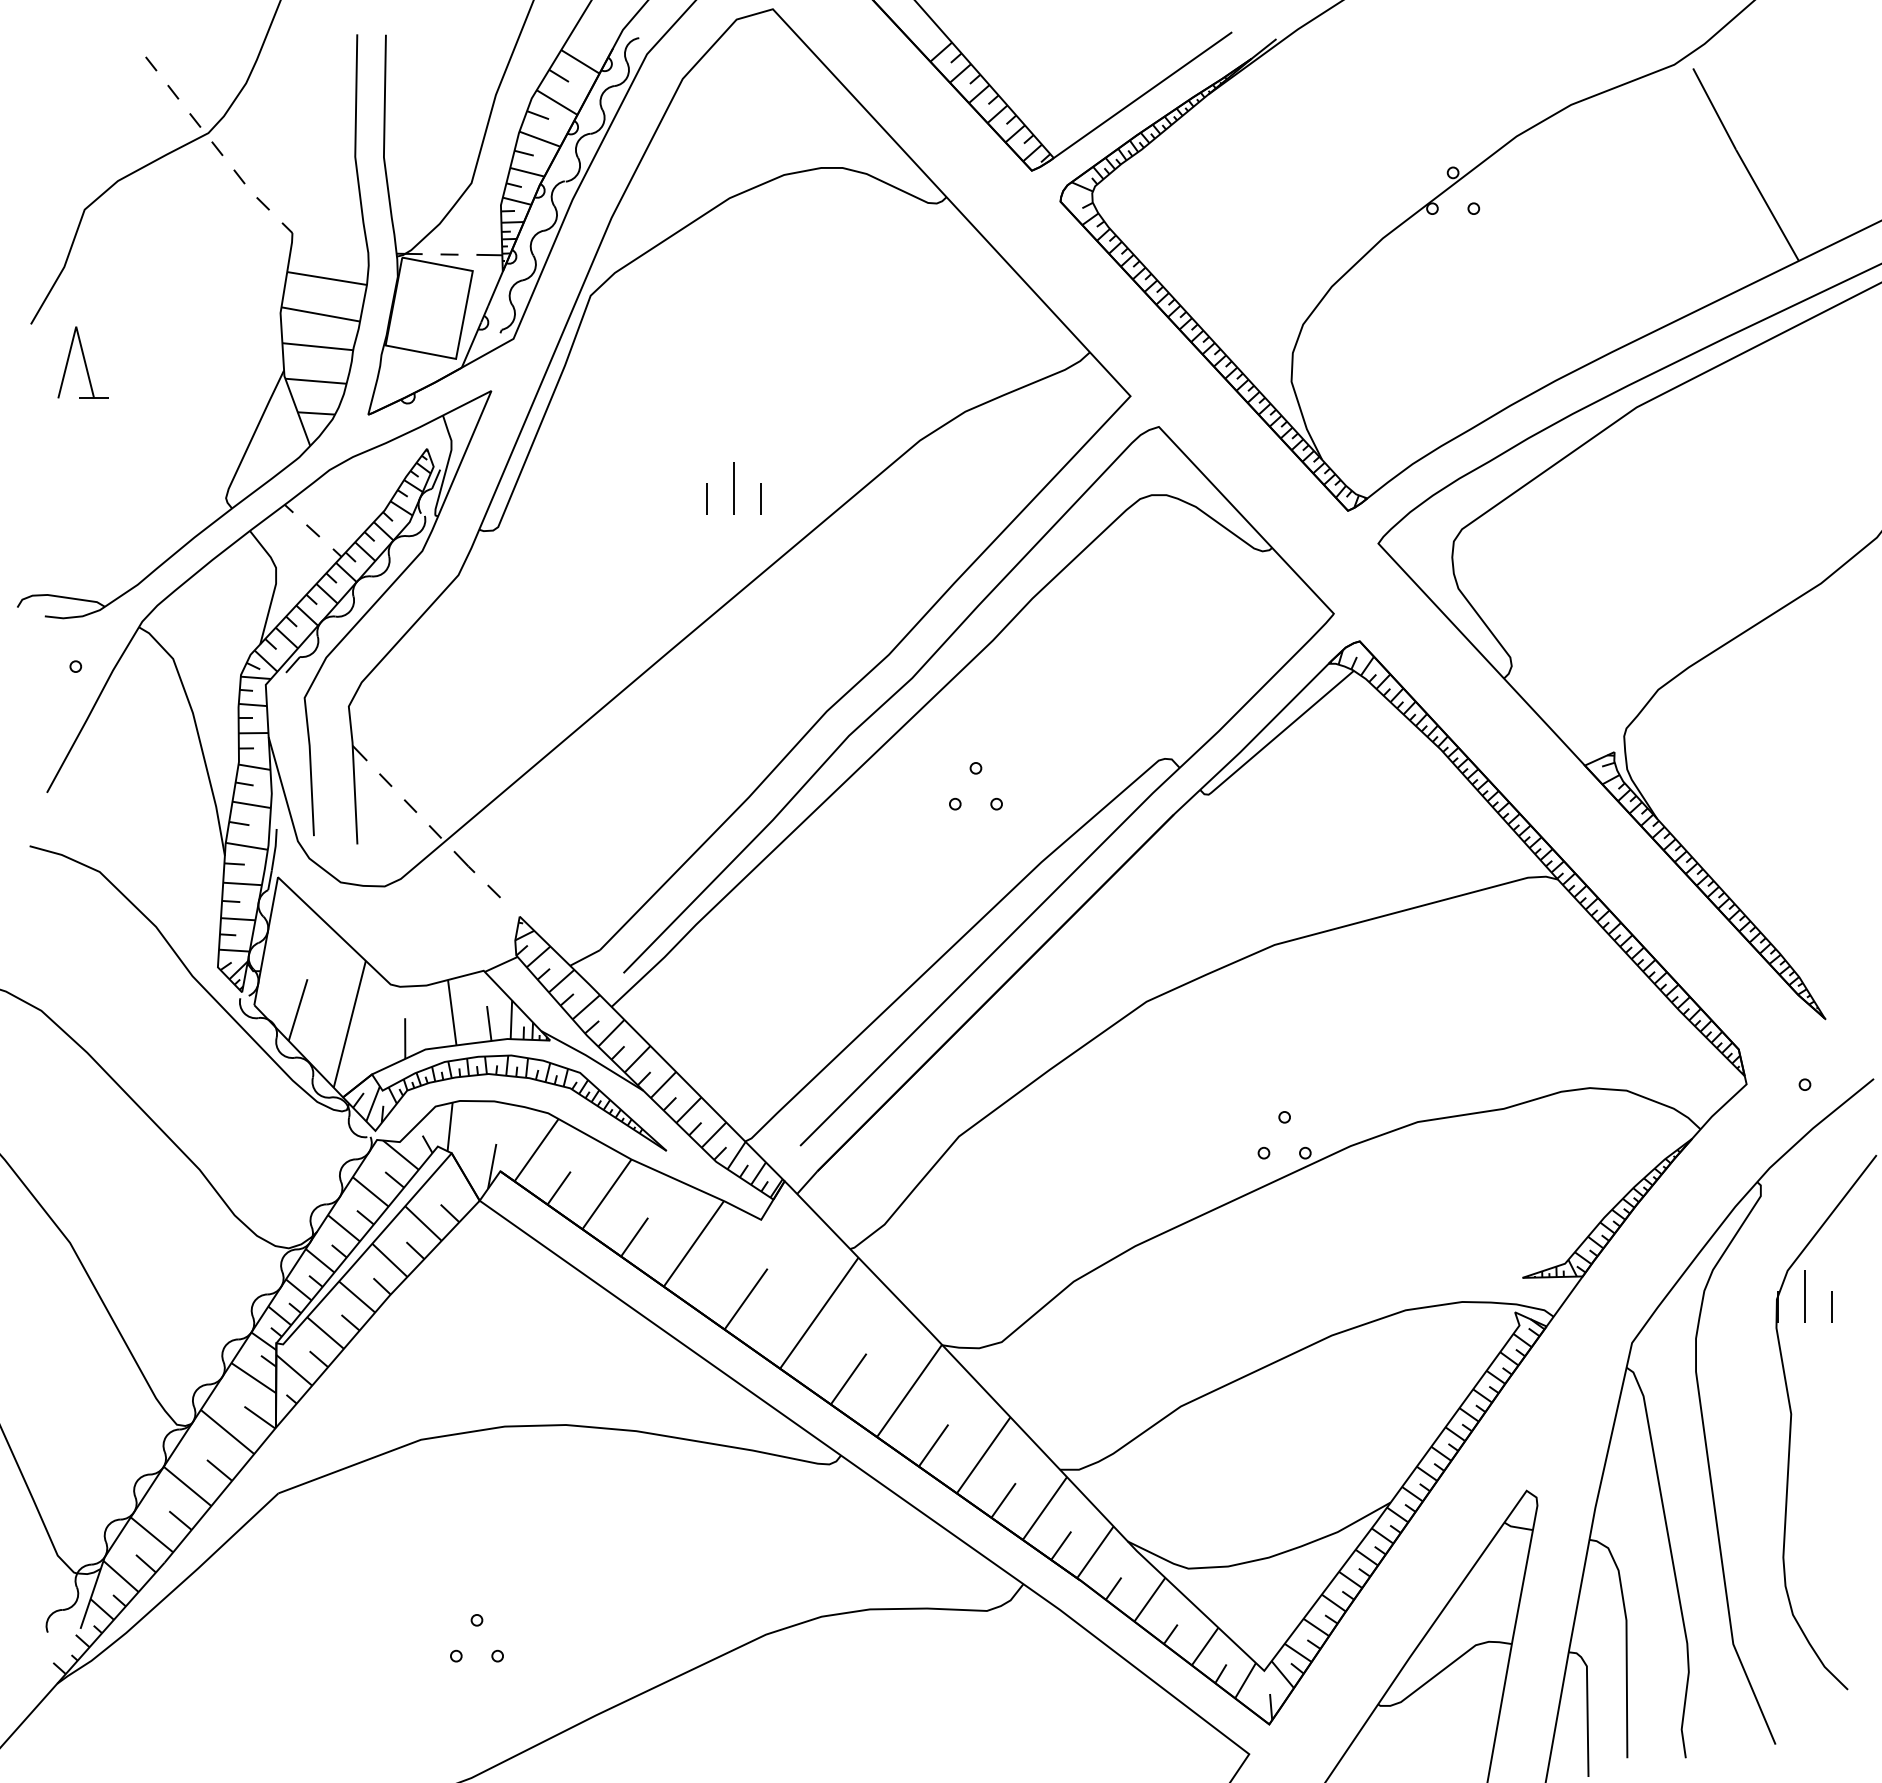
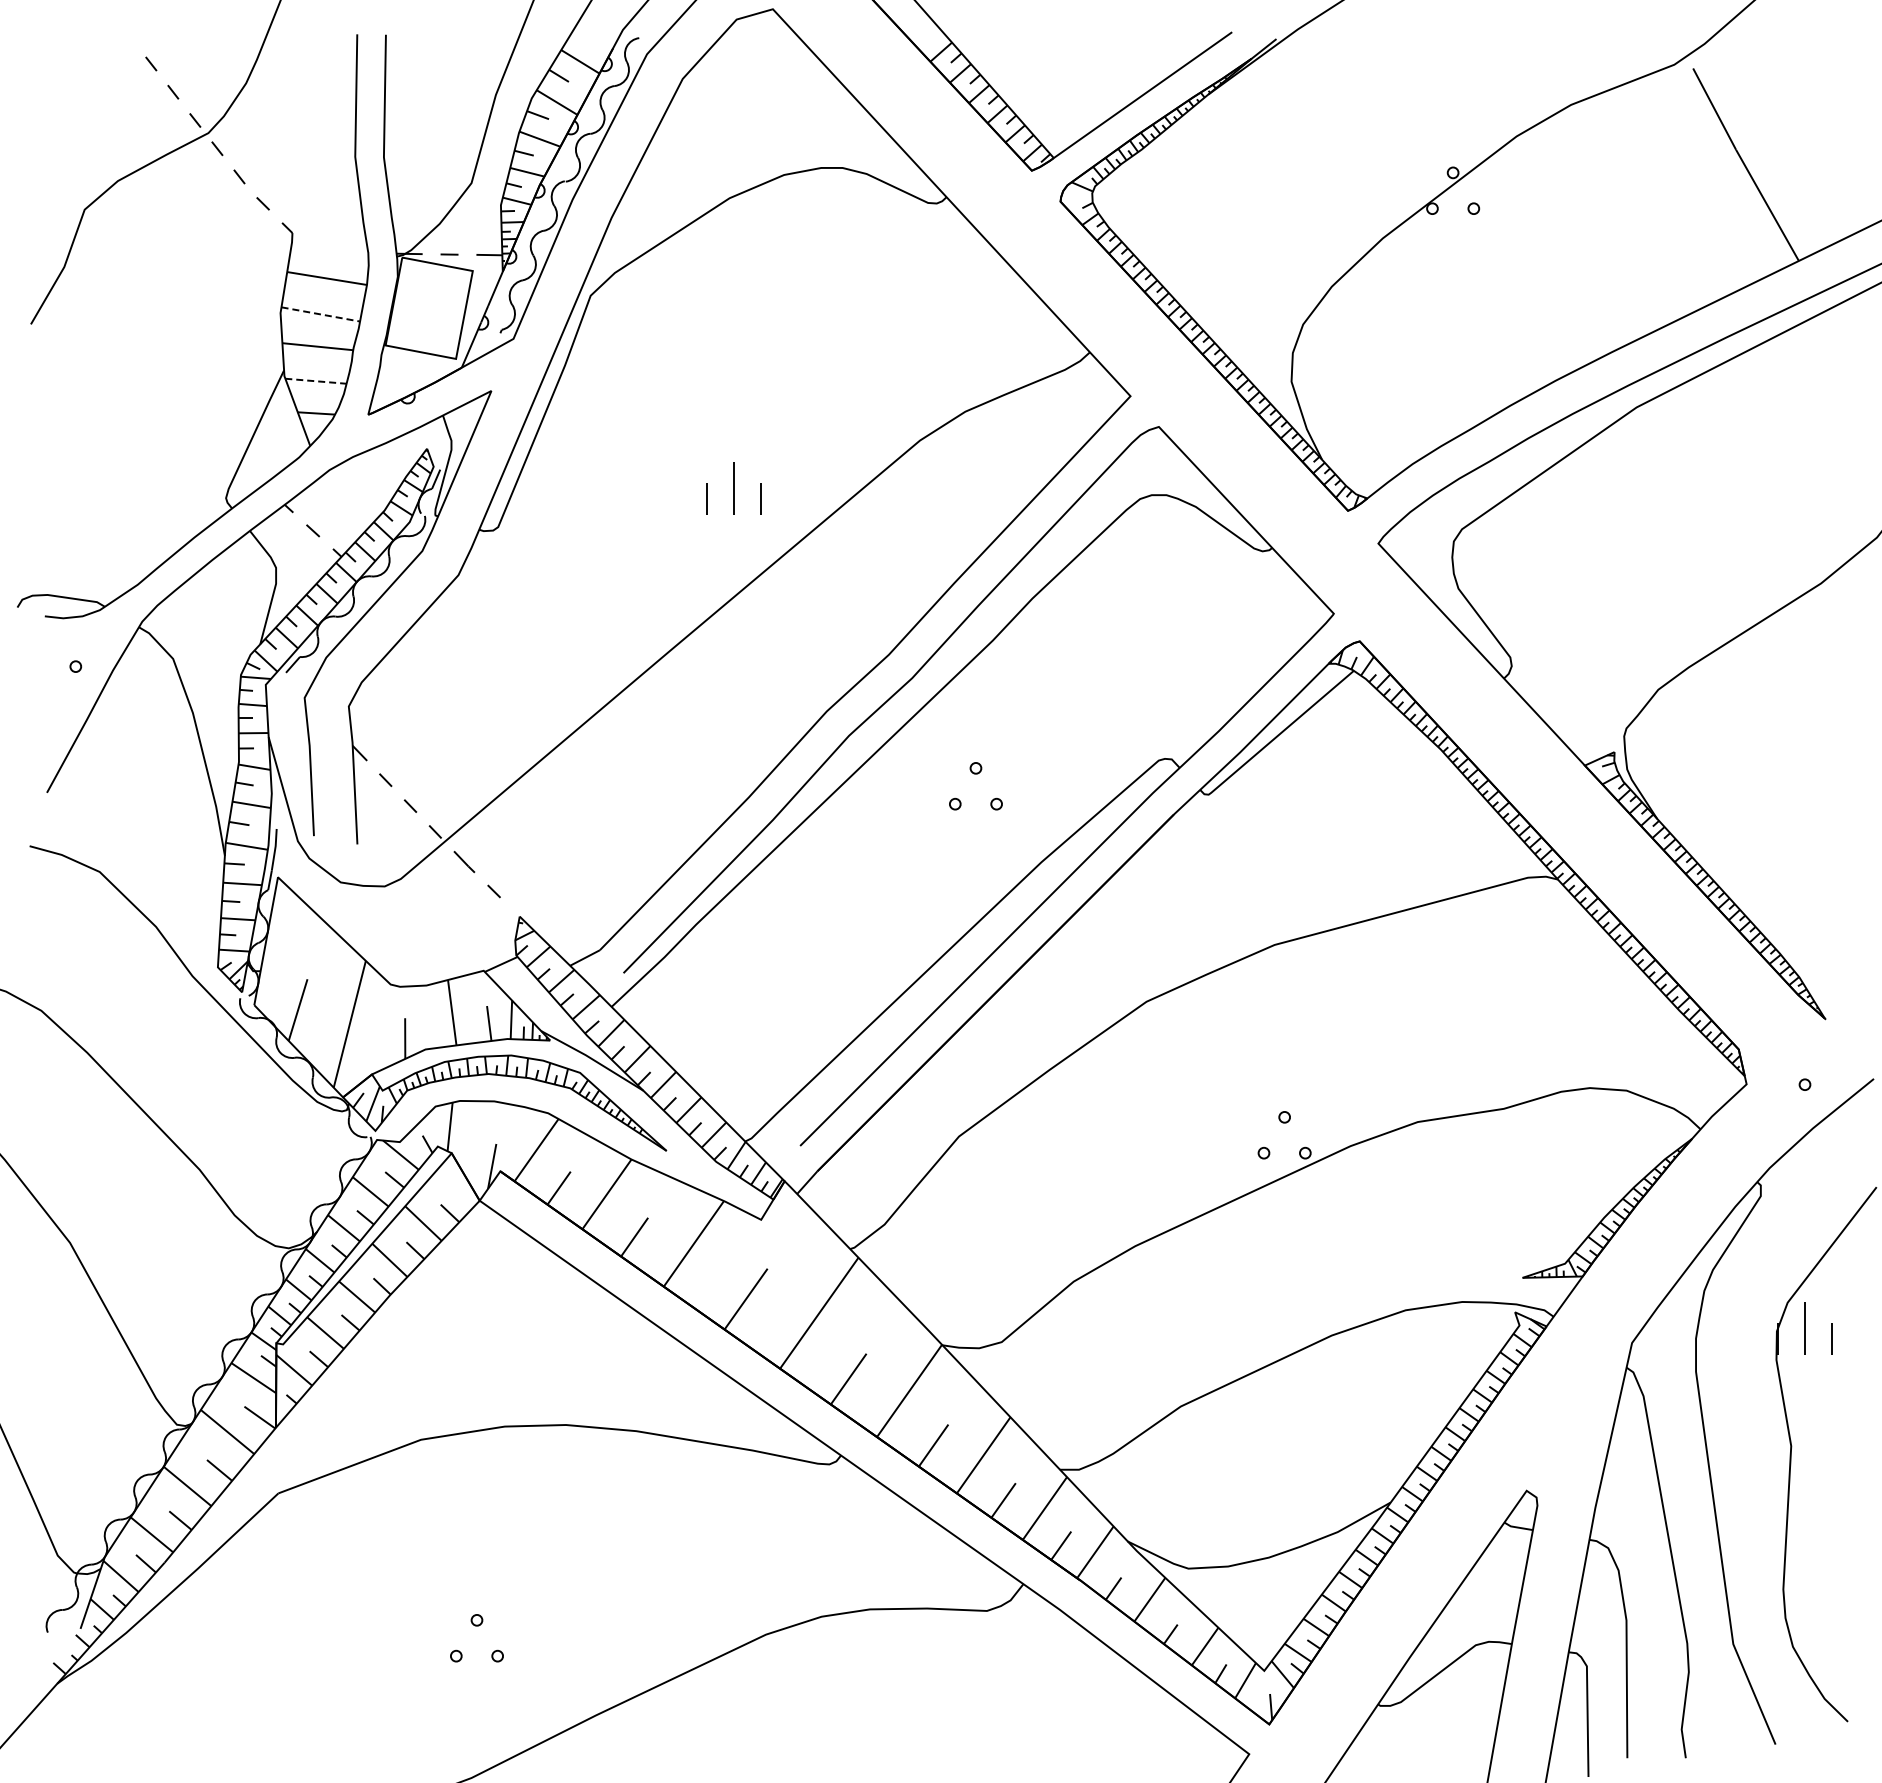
line: solid -> dashed (320, 314)
part: present -> none (82, 362)
line: solid -> dashed (315, 381)
part position: (1792, 1415) -> (1792, 1447) (1792, 1447)
